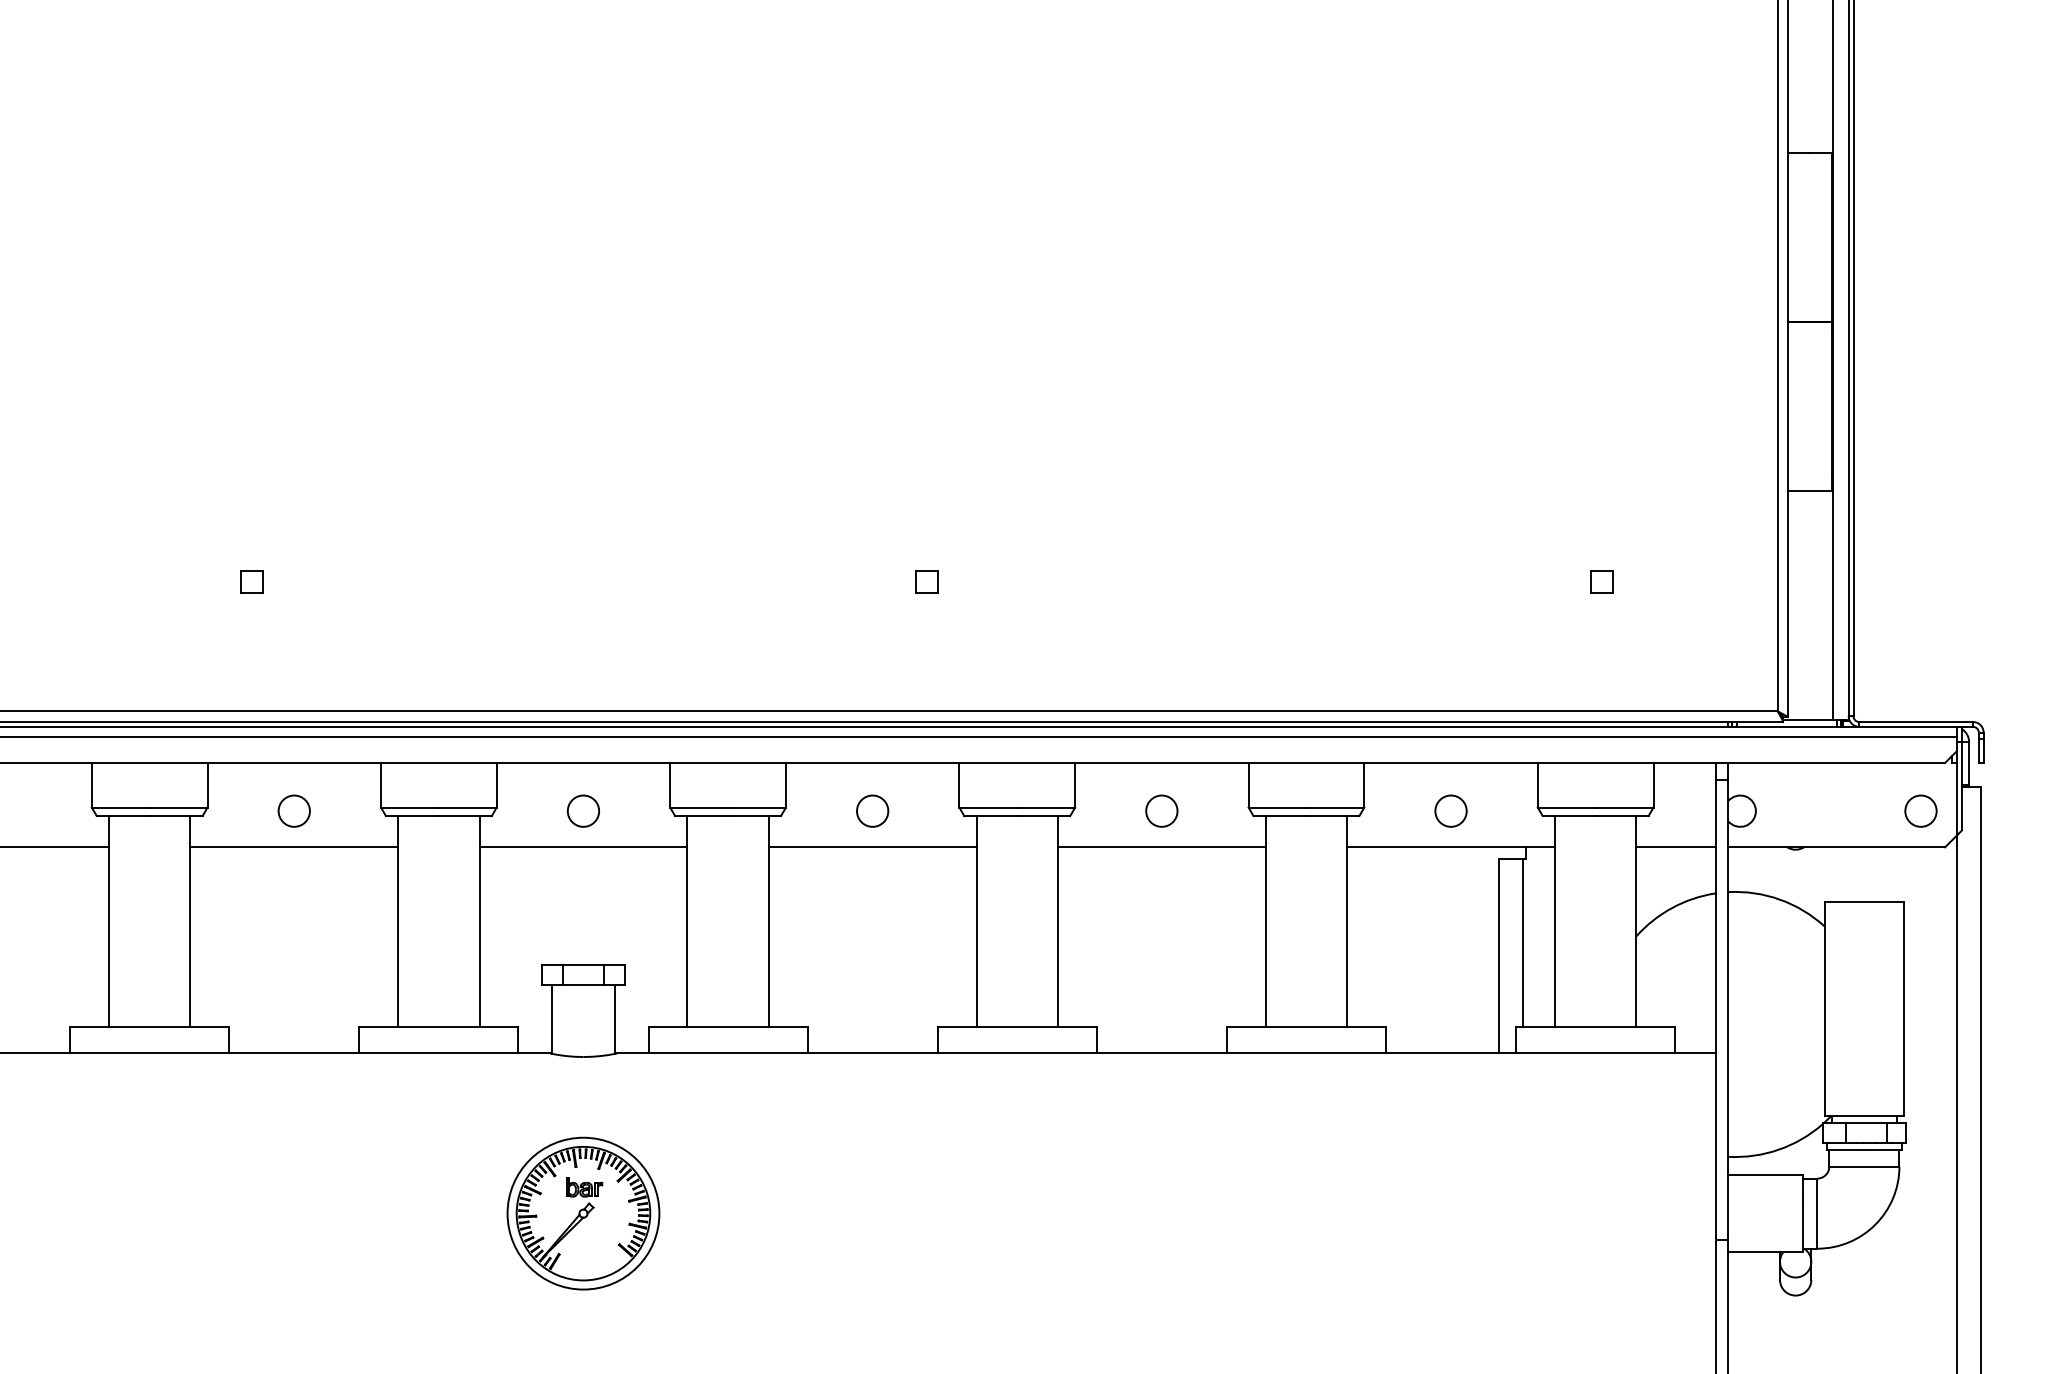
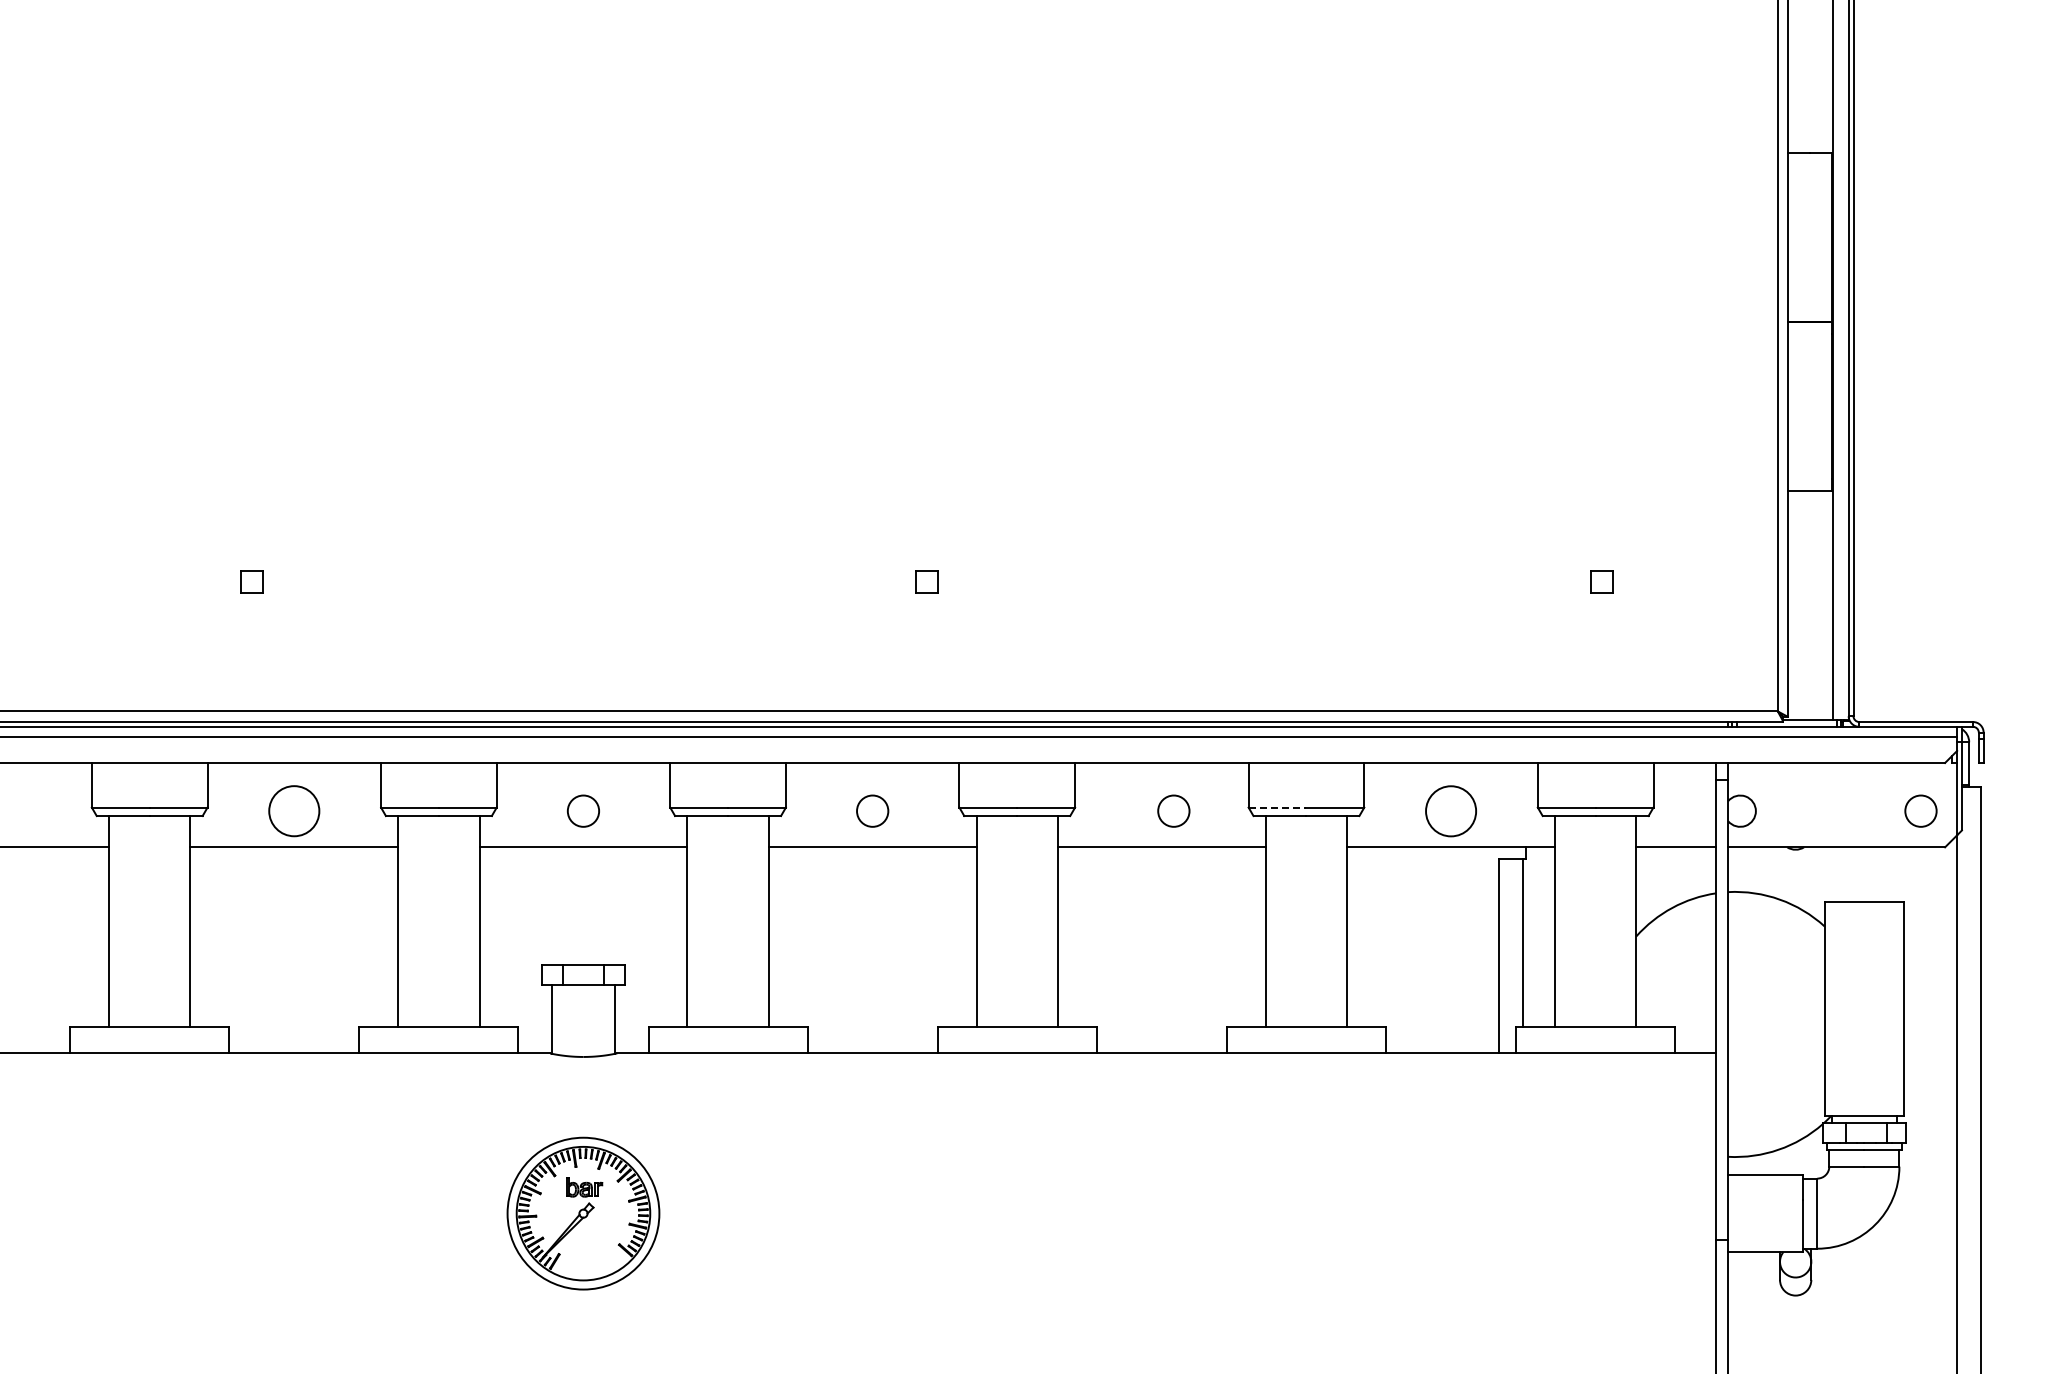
line: solid -> dashed (1277, 807)
circle diameter: 31 px -> 50 px (294, 811)
circle position: (1161, 810) -> (1173, 810) (1173, 810)
circle size: 34x34 px -> 52x53 px (1450, 811)
